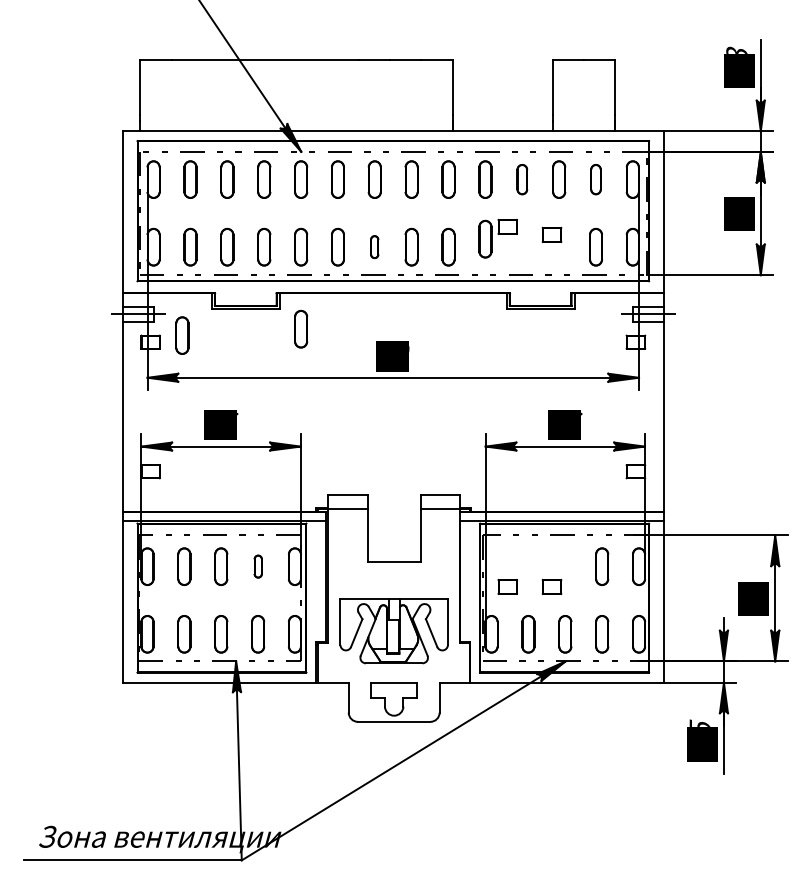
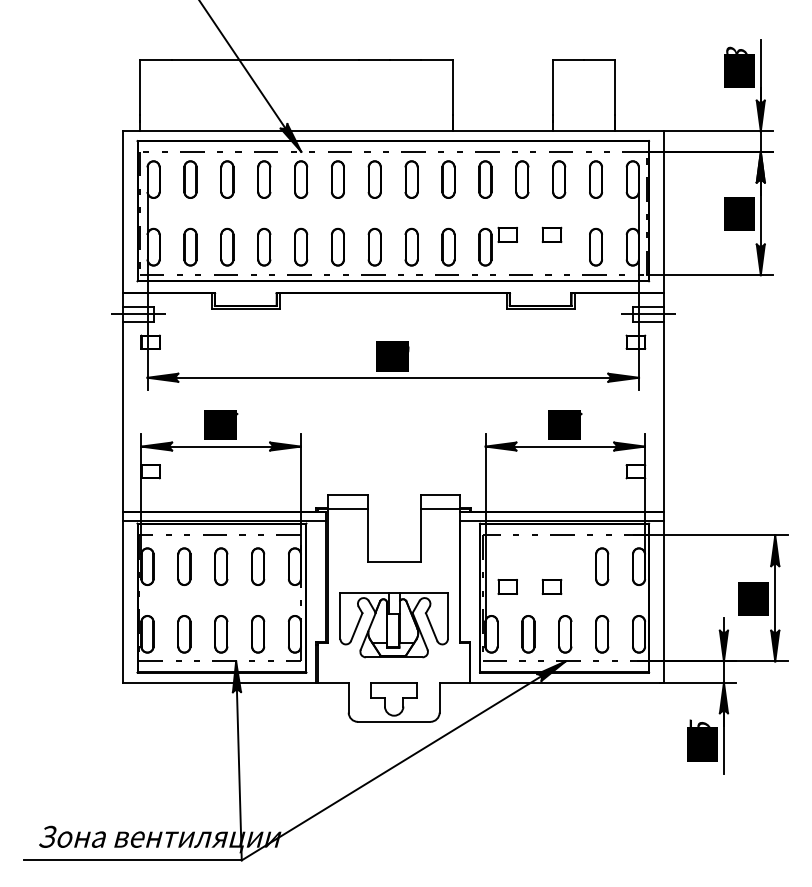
part size: 13x32 px -> 15x39 px (522, 179)
part size: 12x32 px -> 14x39 px (595, 179)
part position: (497, 238) -> (497, 246) (497, 246)
part size: 10x25 px -> 15x40 px (374, 246)
part: present -> none (301, 328)
part: present -> none (182, 335)
part size: 10x25 px -> 15x39 px (258, 566)
part position: (393, 631) -> (393, 625) (393, 625)
